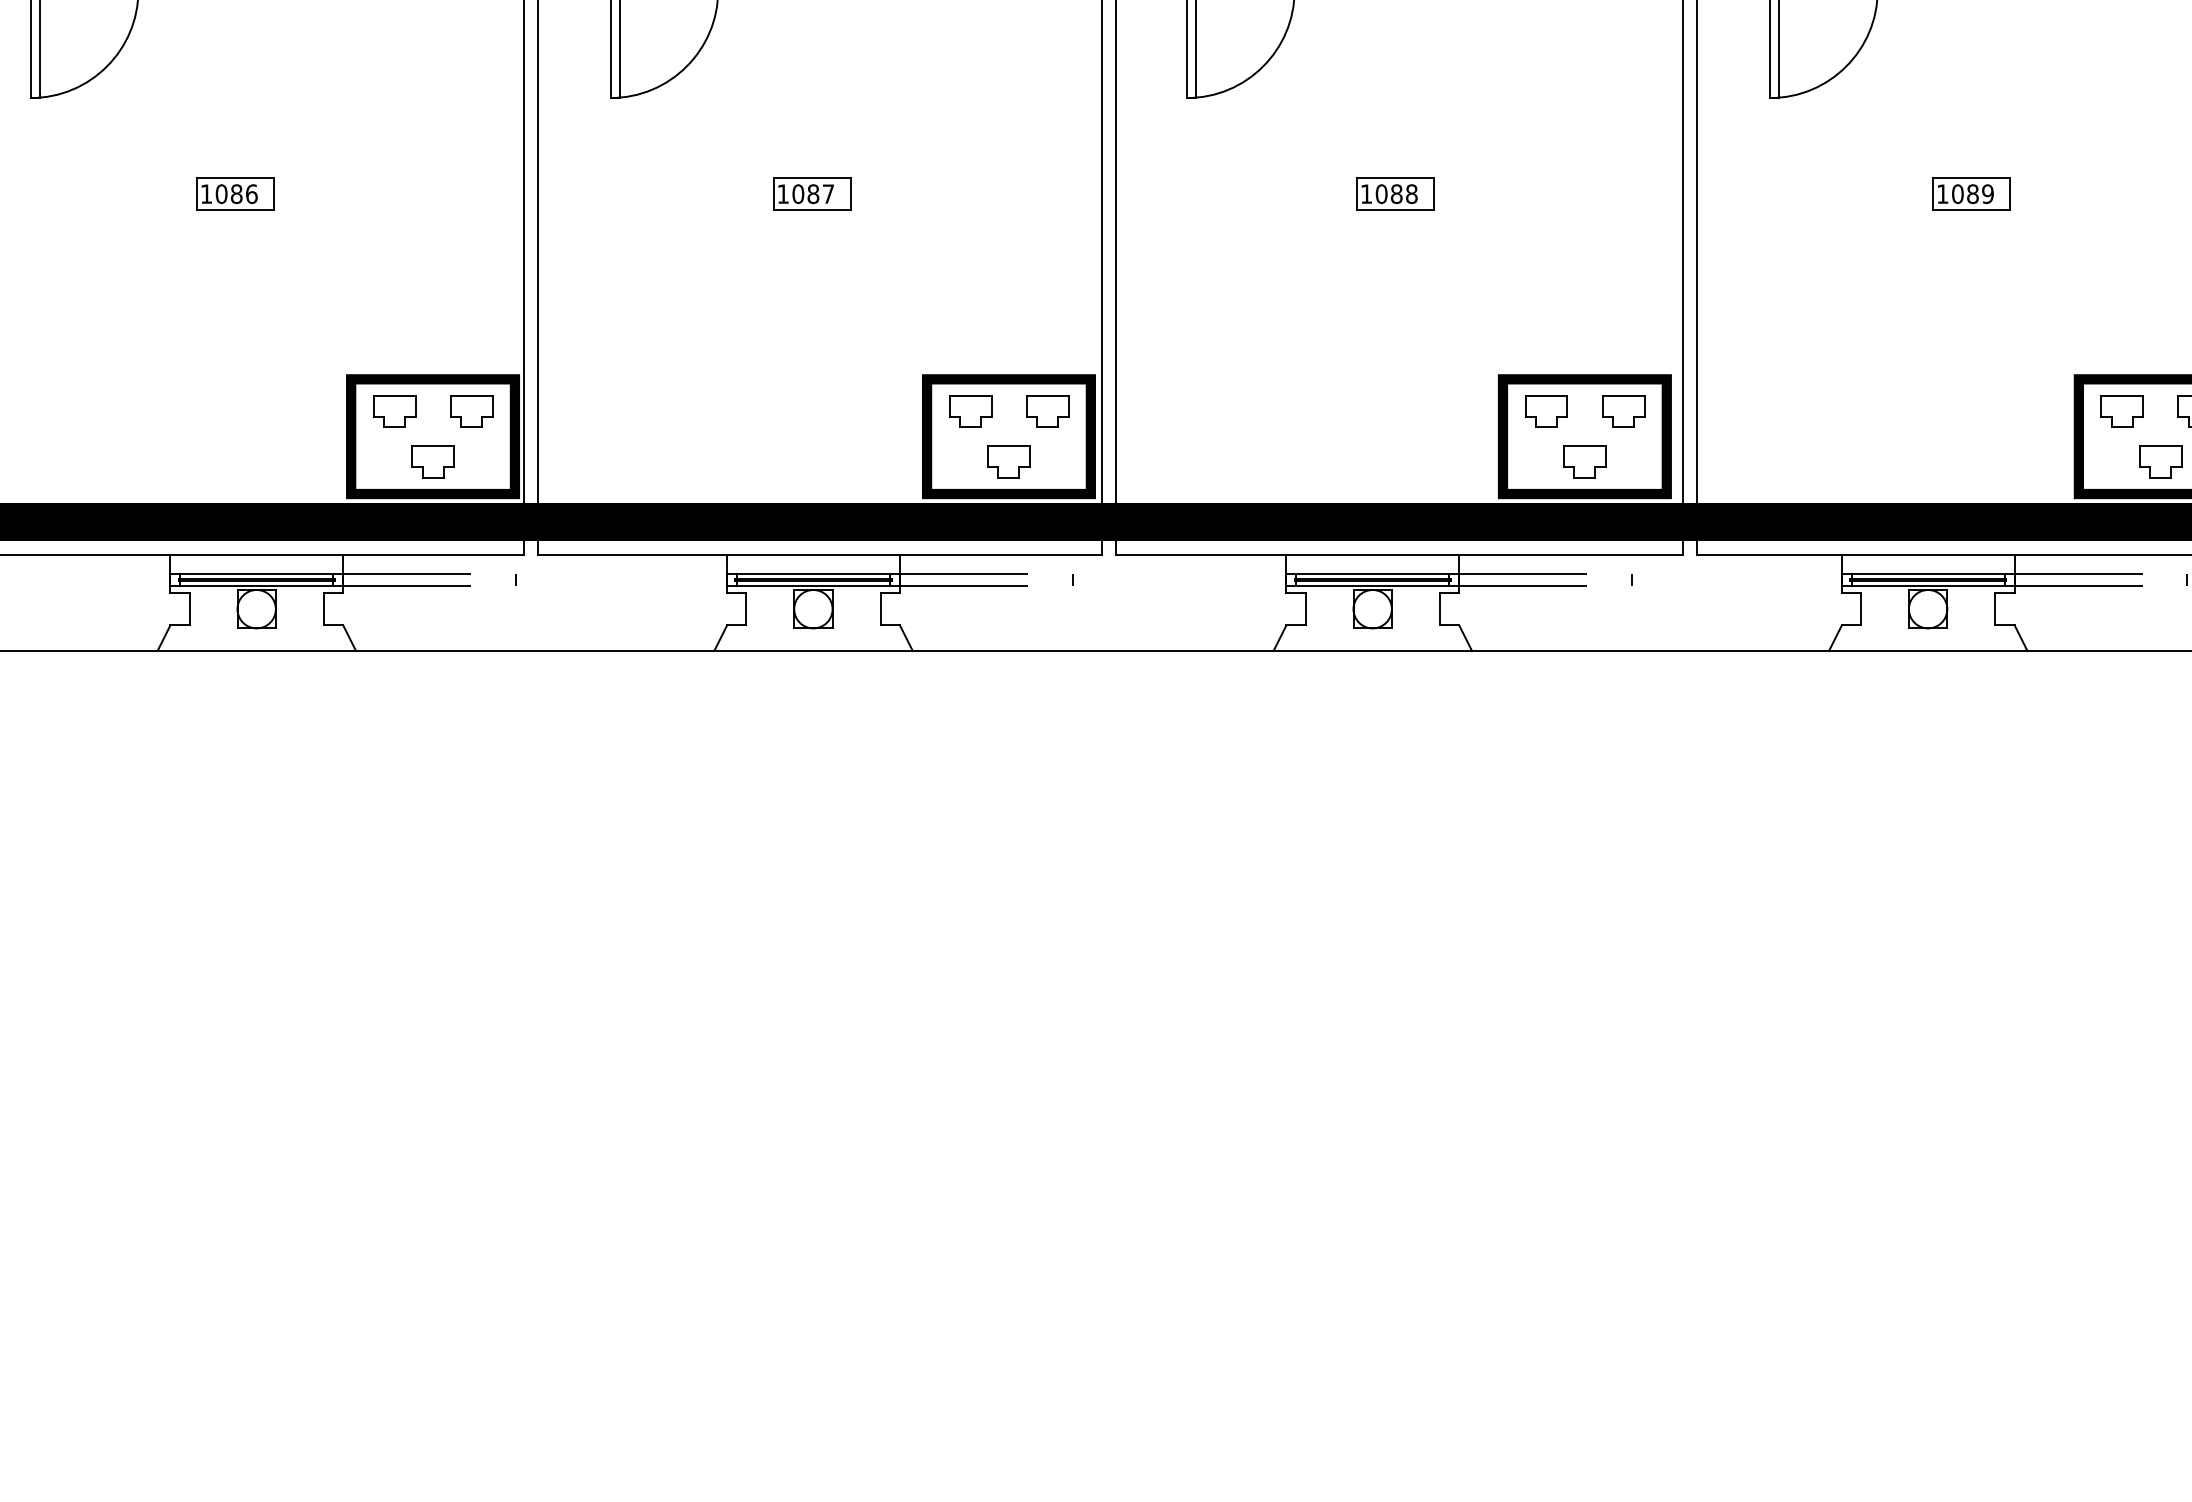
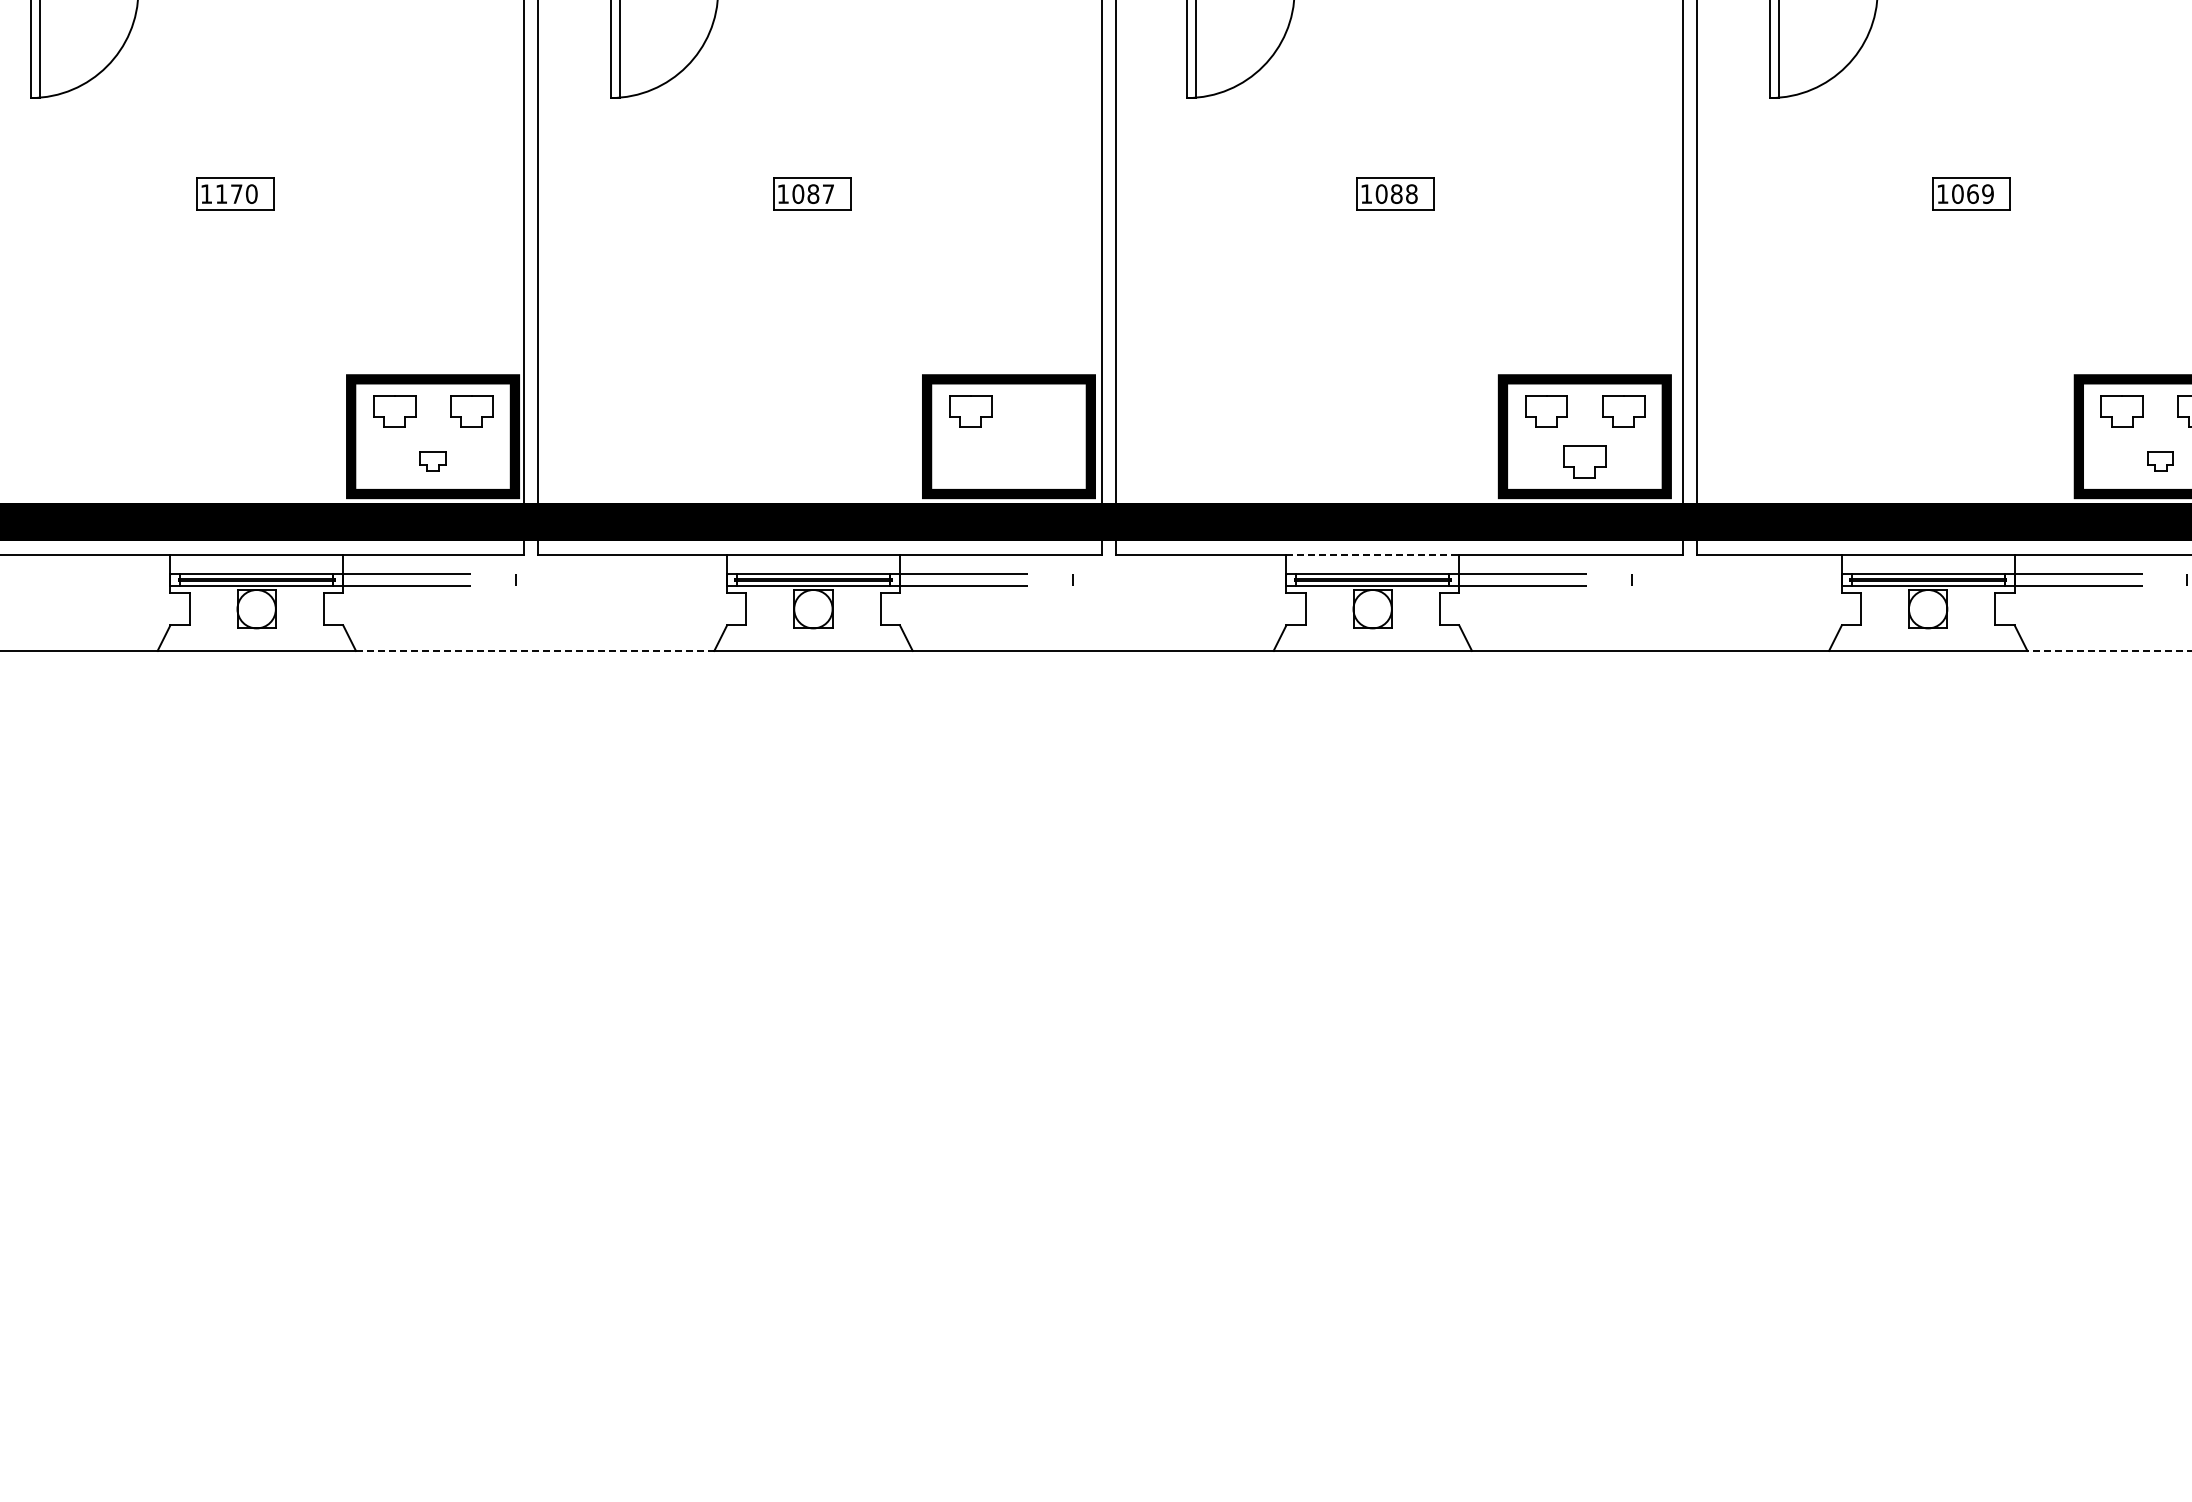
text: 1089 -> 1069 (1972, 193)
text: 1086 -> 1170 (236, 194)
part: present -> none (1047, 411)
part size: 44x34 px -> 28x21 px (432, 461)
part: present -> none (1008, 461)
part size: 44x34 px -> 27x21 px (2160, 461)
line: solid -> dashed (1373, 554)
line: solid -> dashed (535, 650)
line: solid -> dashed (2109, 650)
